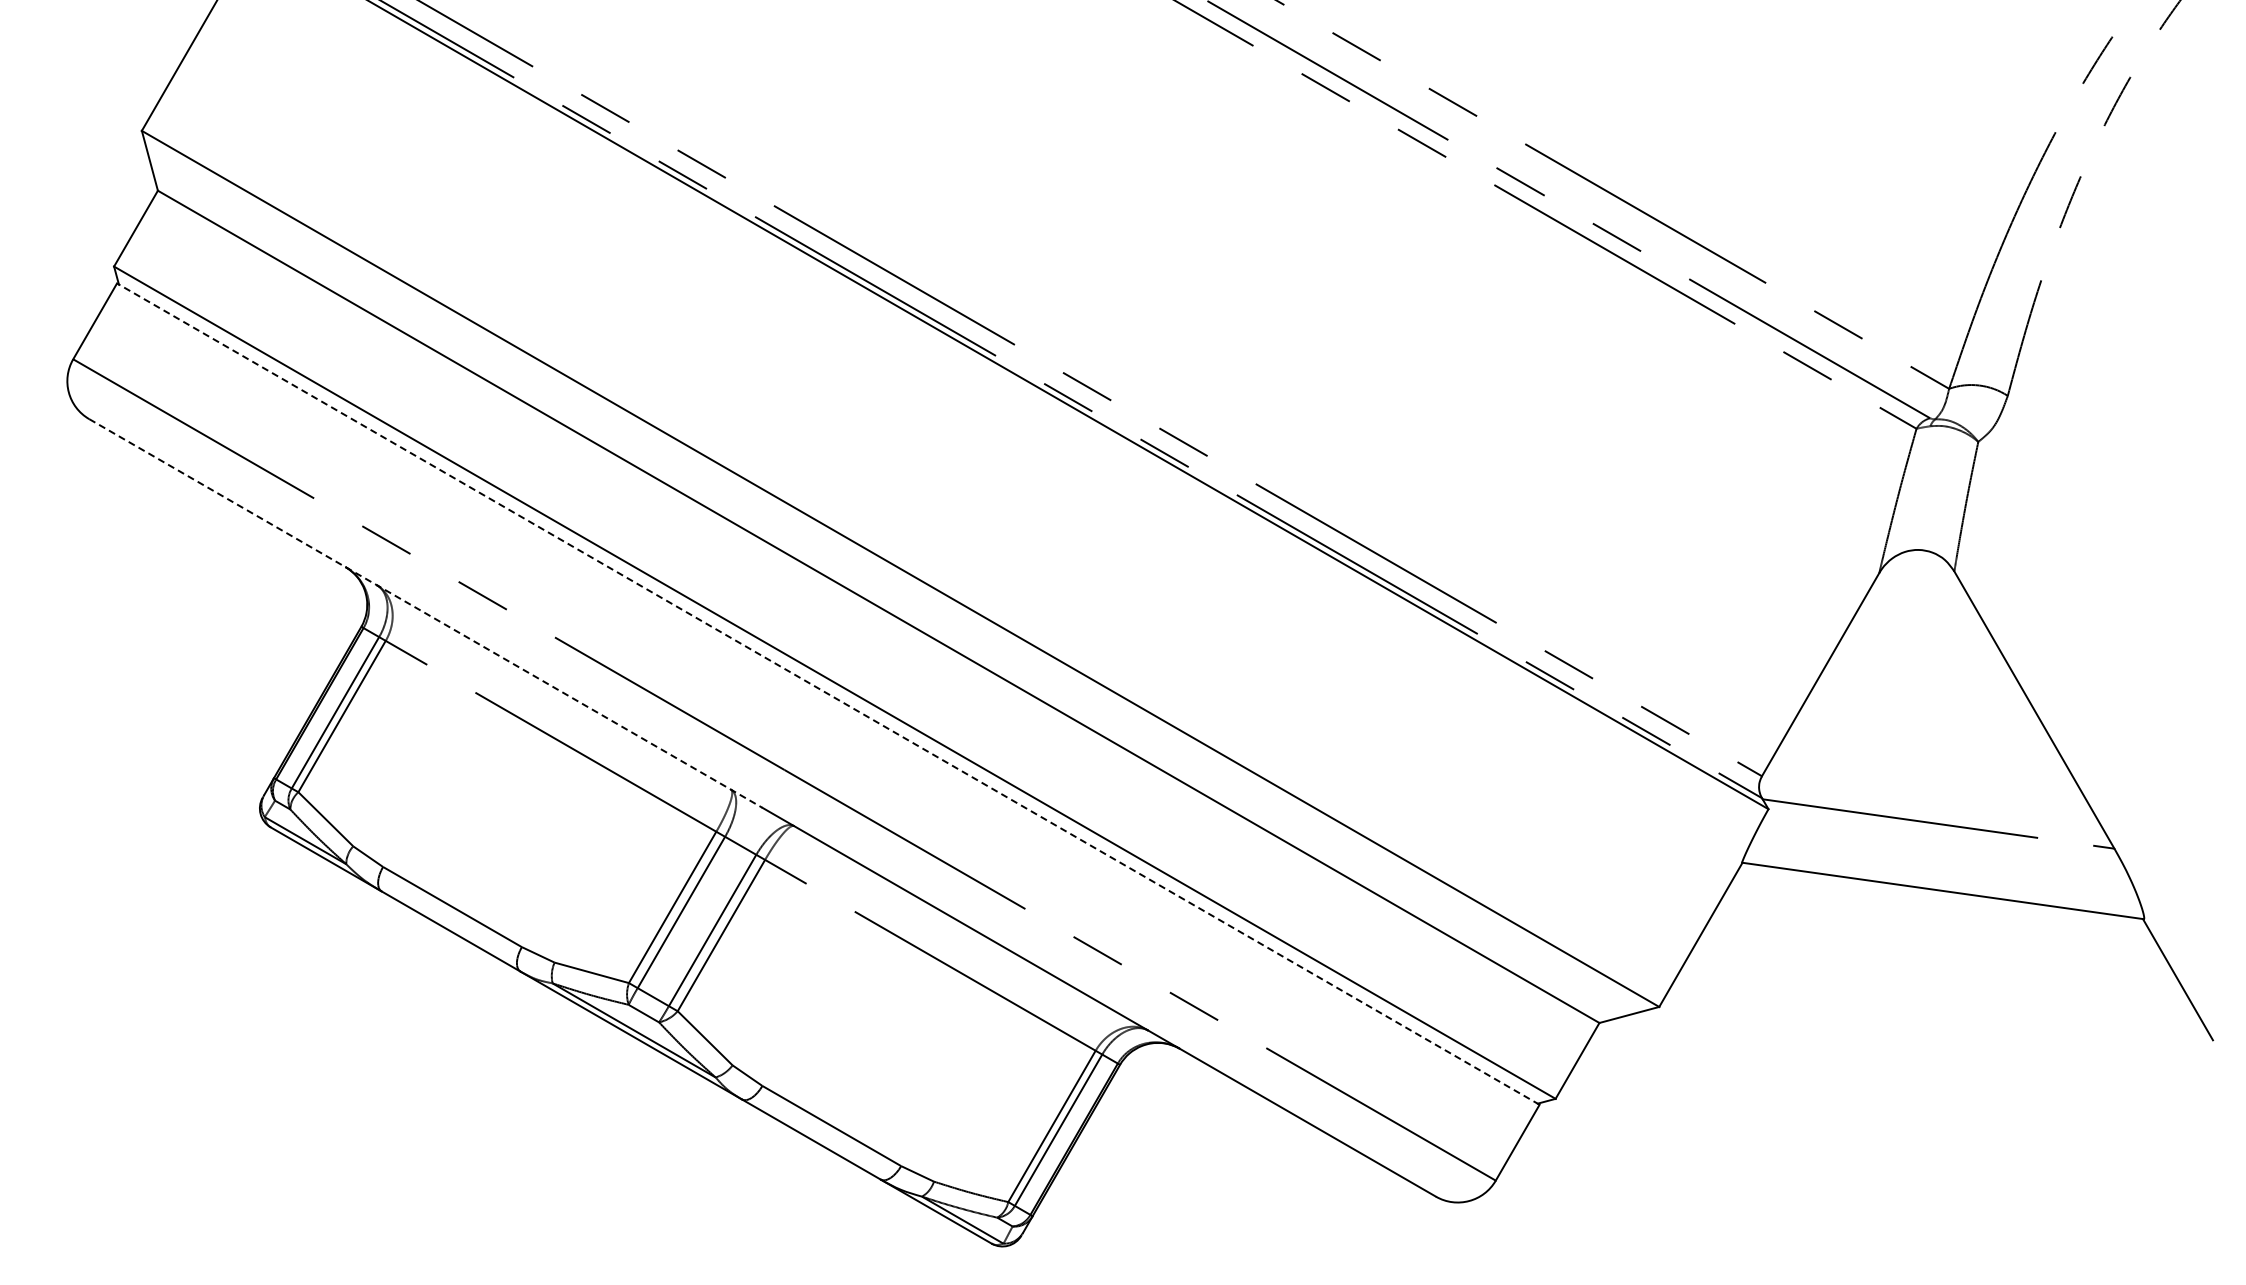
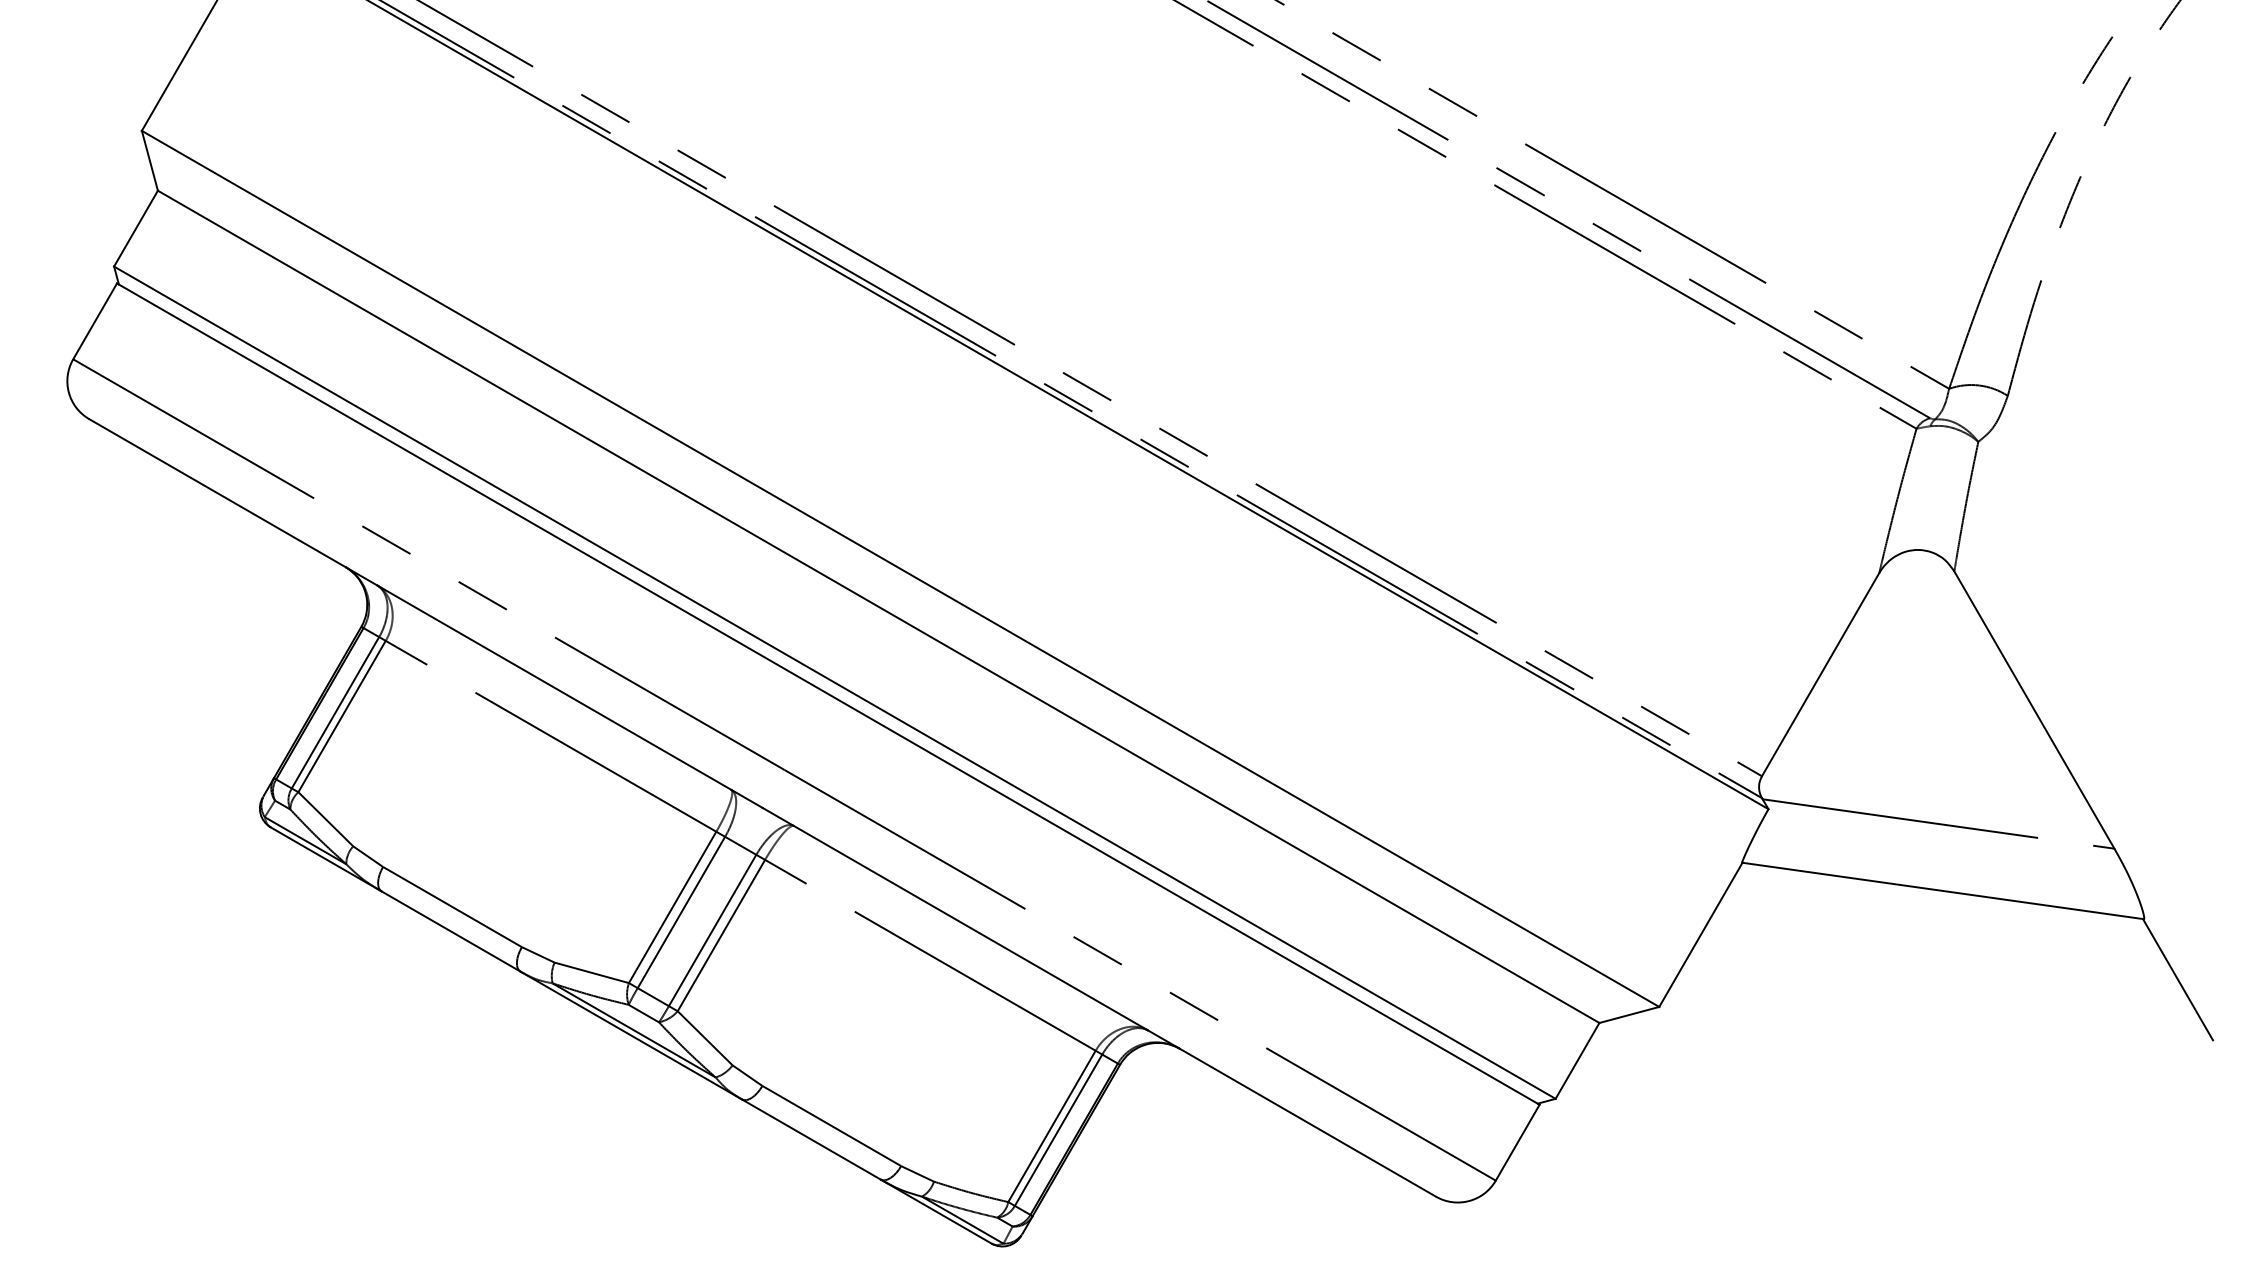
line: dashed -> solid (425, 613)
line: dashed -> solid (827, 693)
